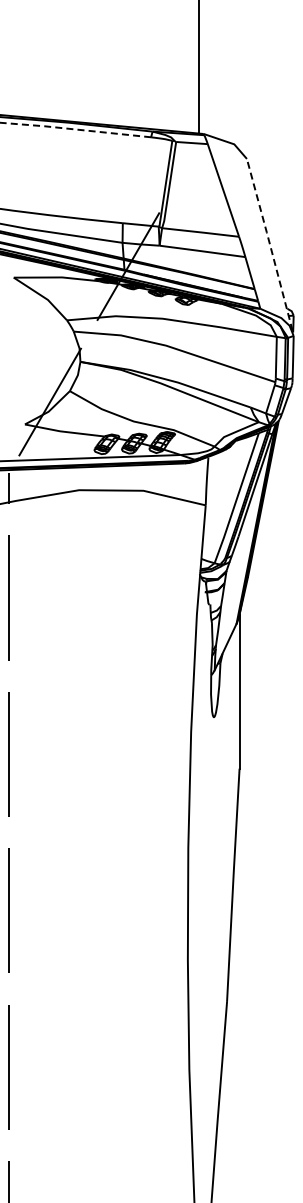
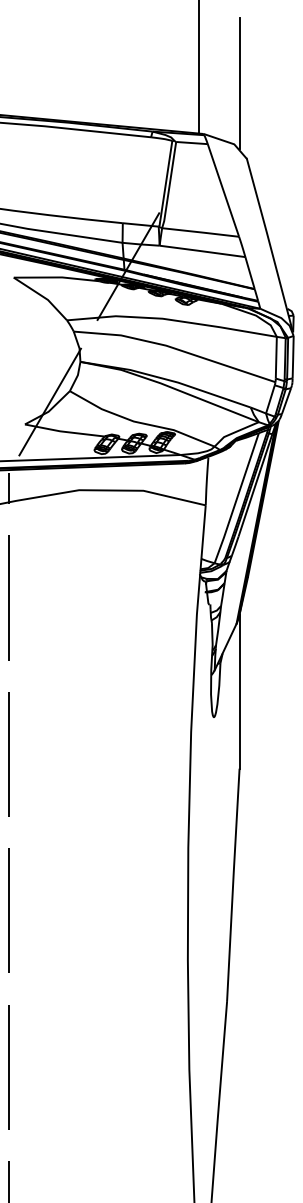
line: none -> present (239, 83)
line: dashed -> solid (74, 129)
line: dashed -> solid (269, 243)
